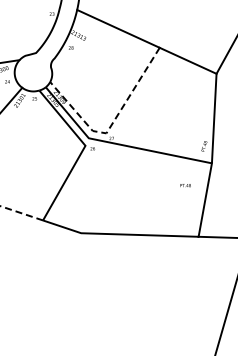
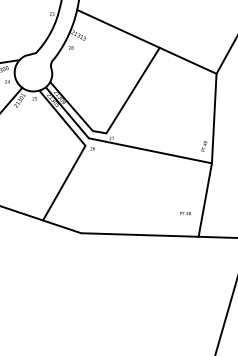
line: dashed -> solid (111, 124)
text position: (185, 185) -> (185, 213) (185, 213)
line: dashed -> solid (21, 213)
